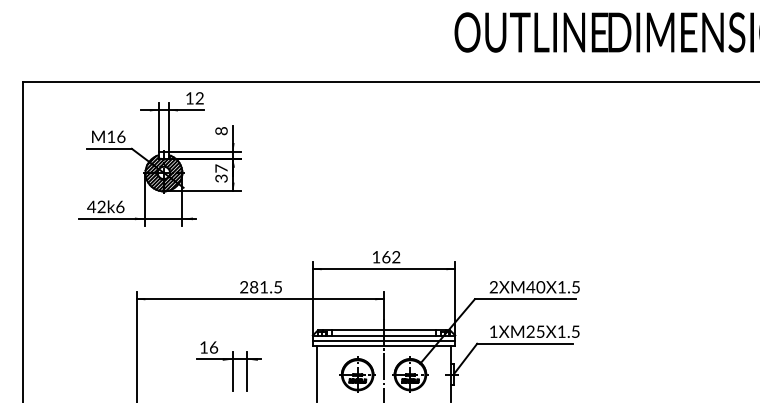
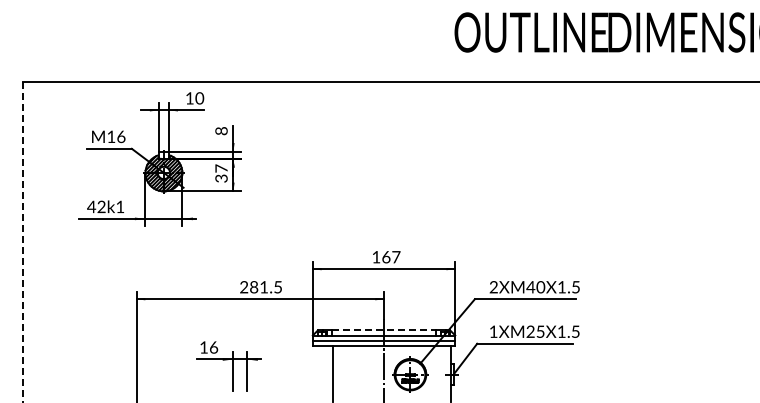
text: 12 -> 10 (199, 99)
text: 42k6 -> 42k1 (120, 206)
line: solid -> dashed (22, 242)
text: 162 -> 167 (396, 257)
line: solid -> dashed (384, 330)
line position: (317, 372) -> (333, 372) (333, 372)
part: present -> none (357, 374)
